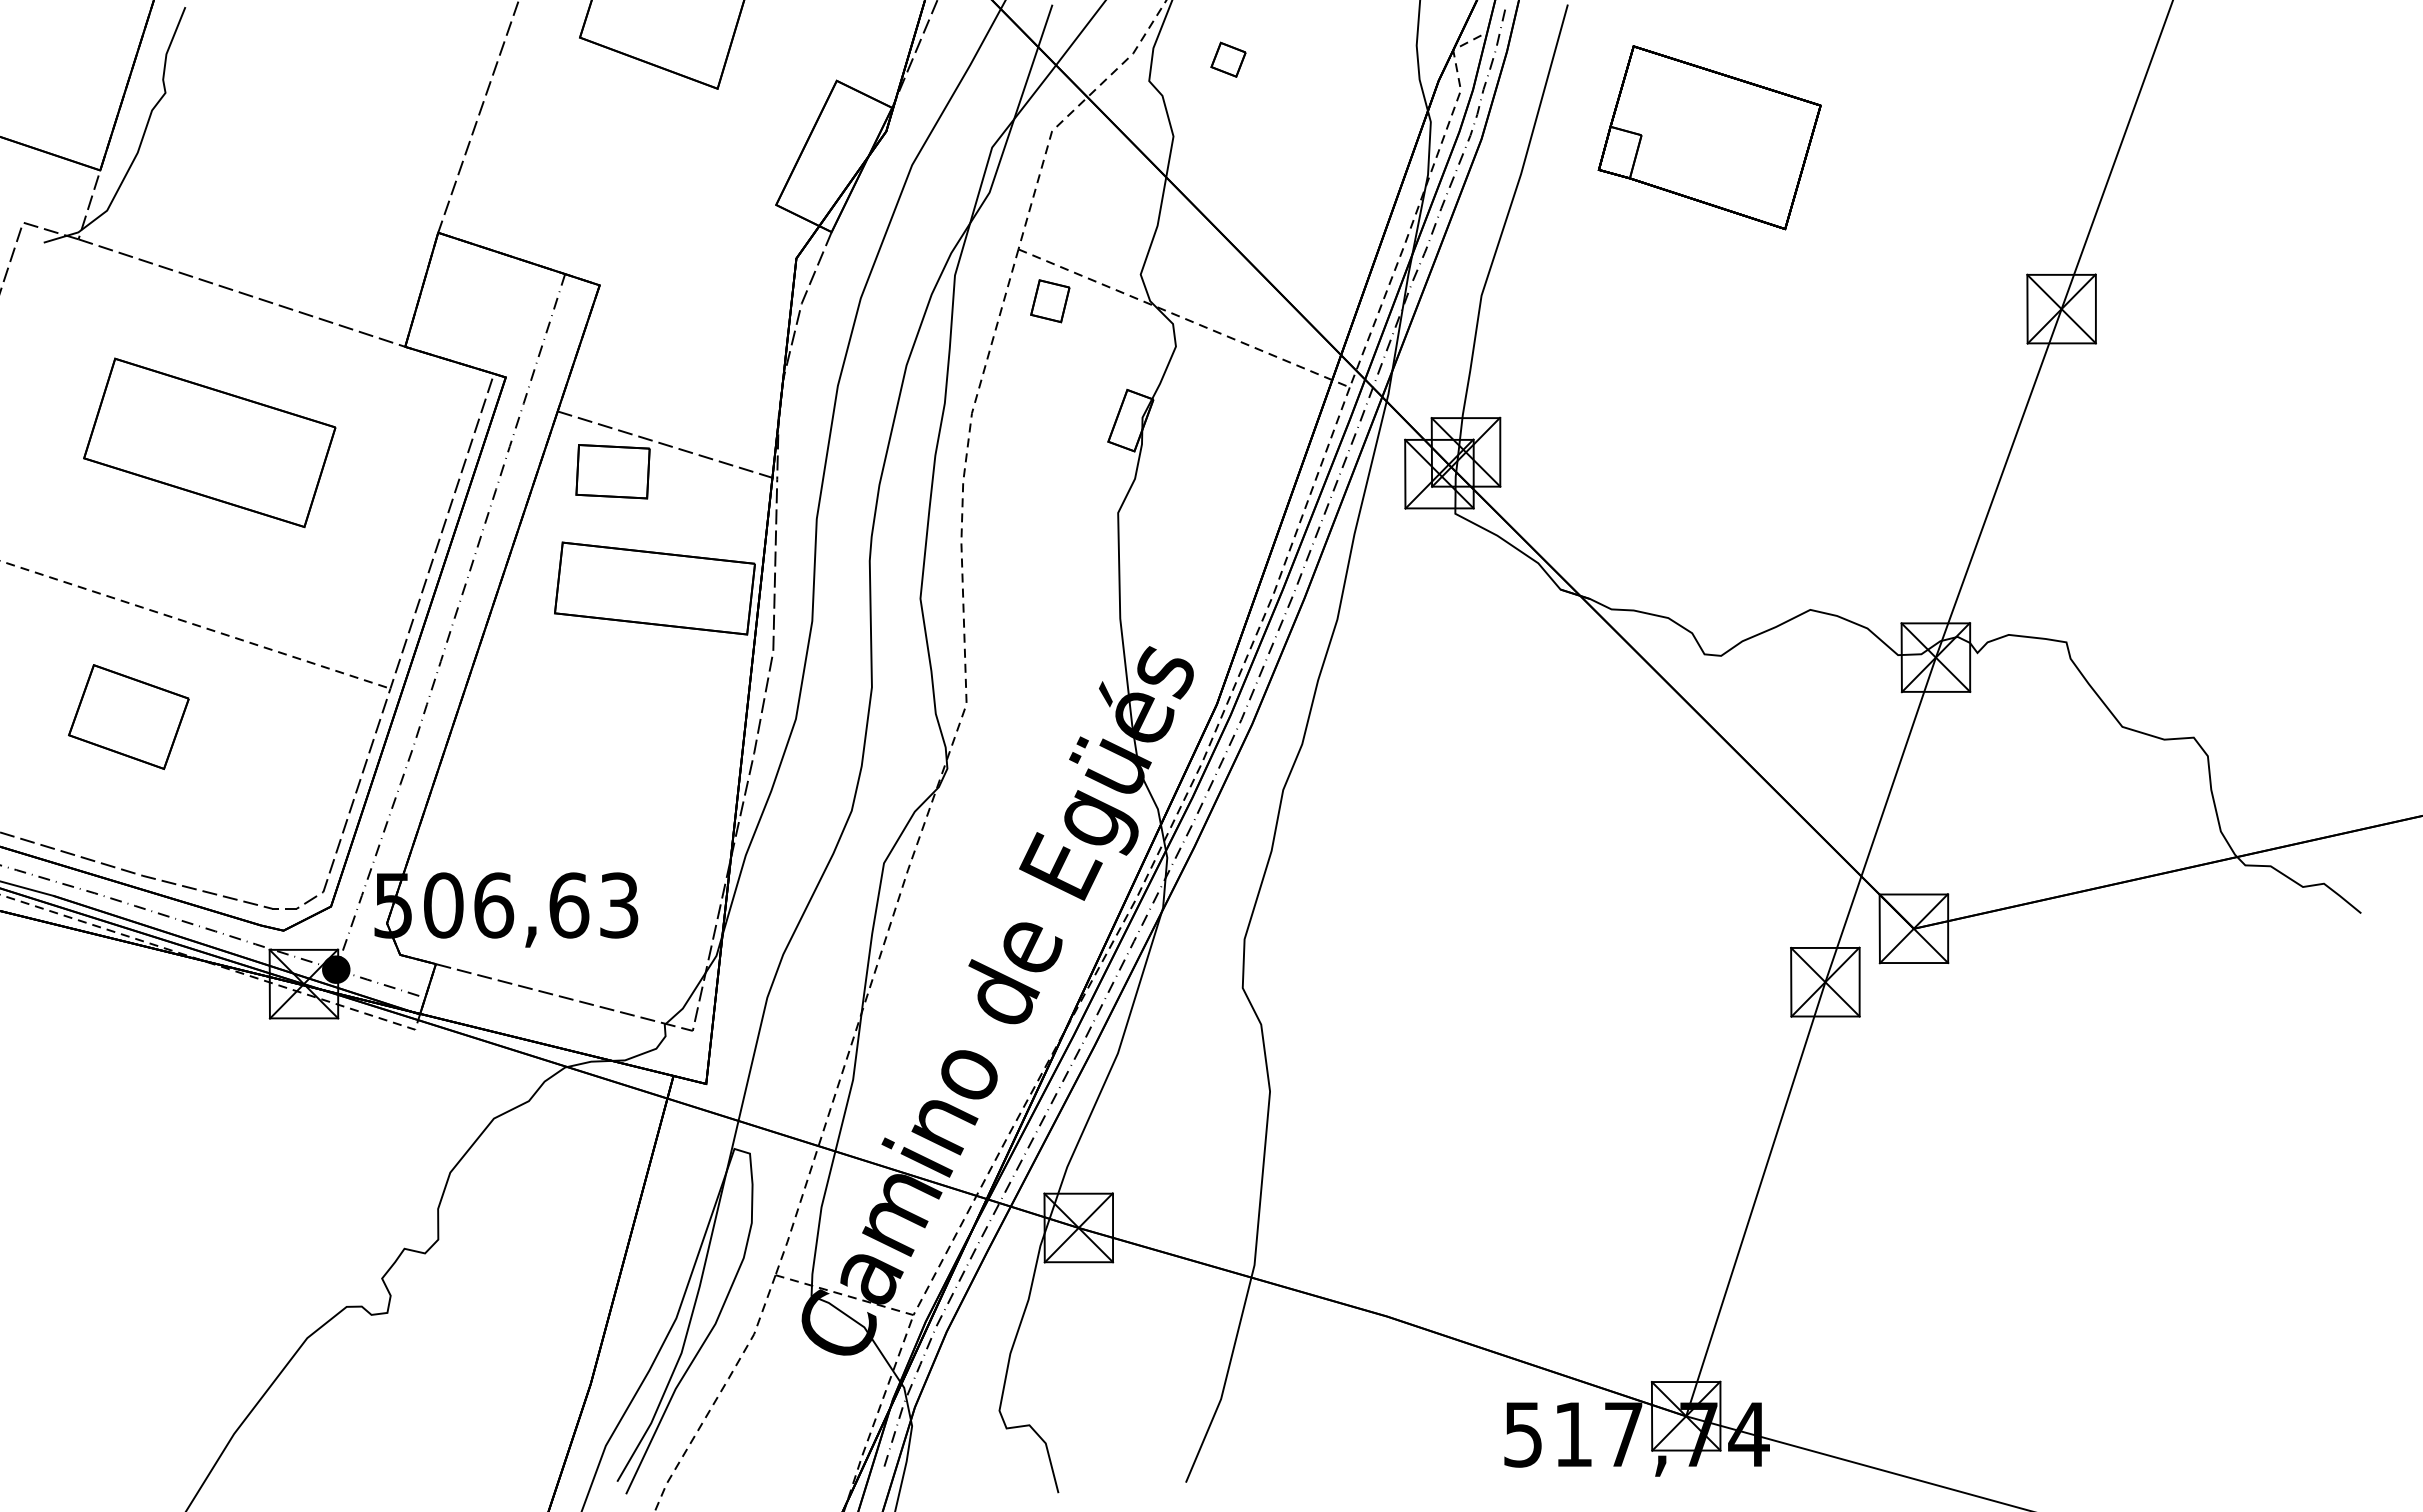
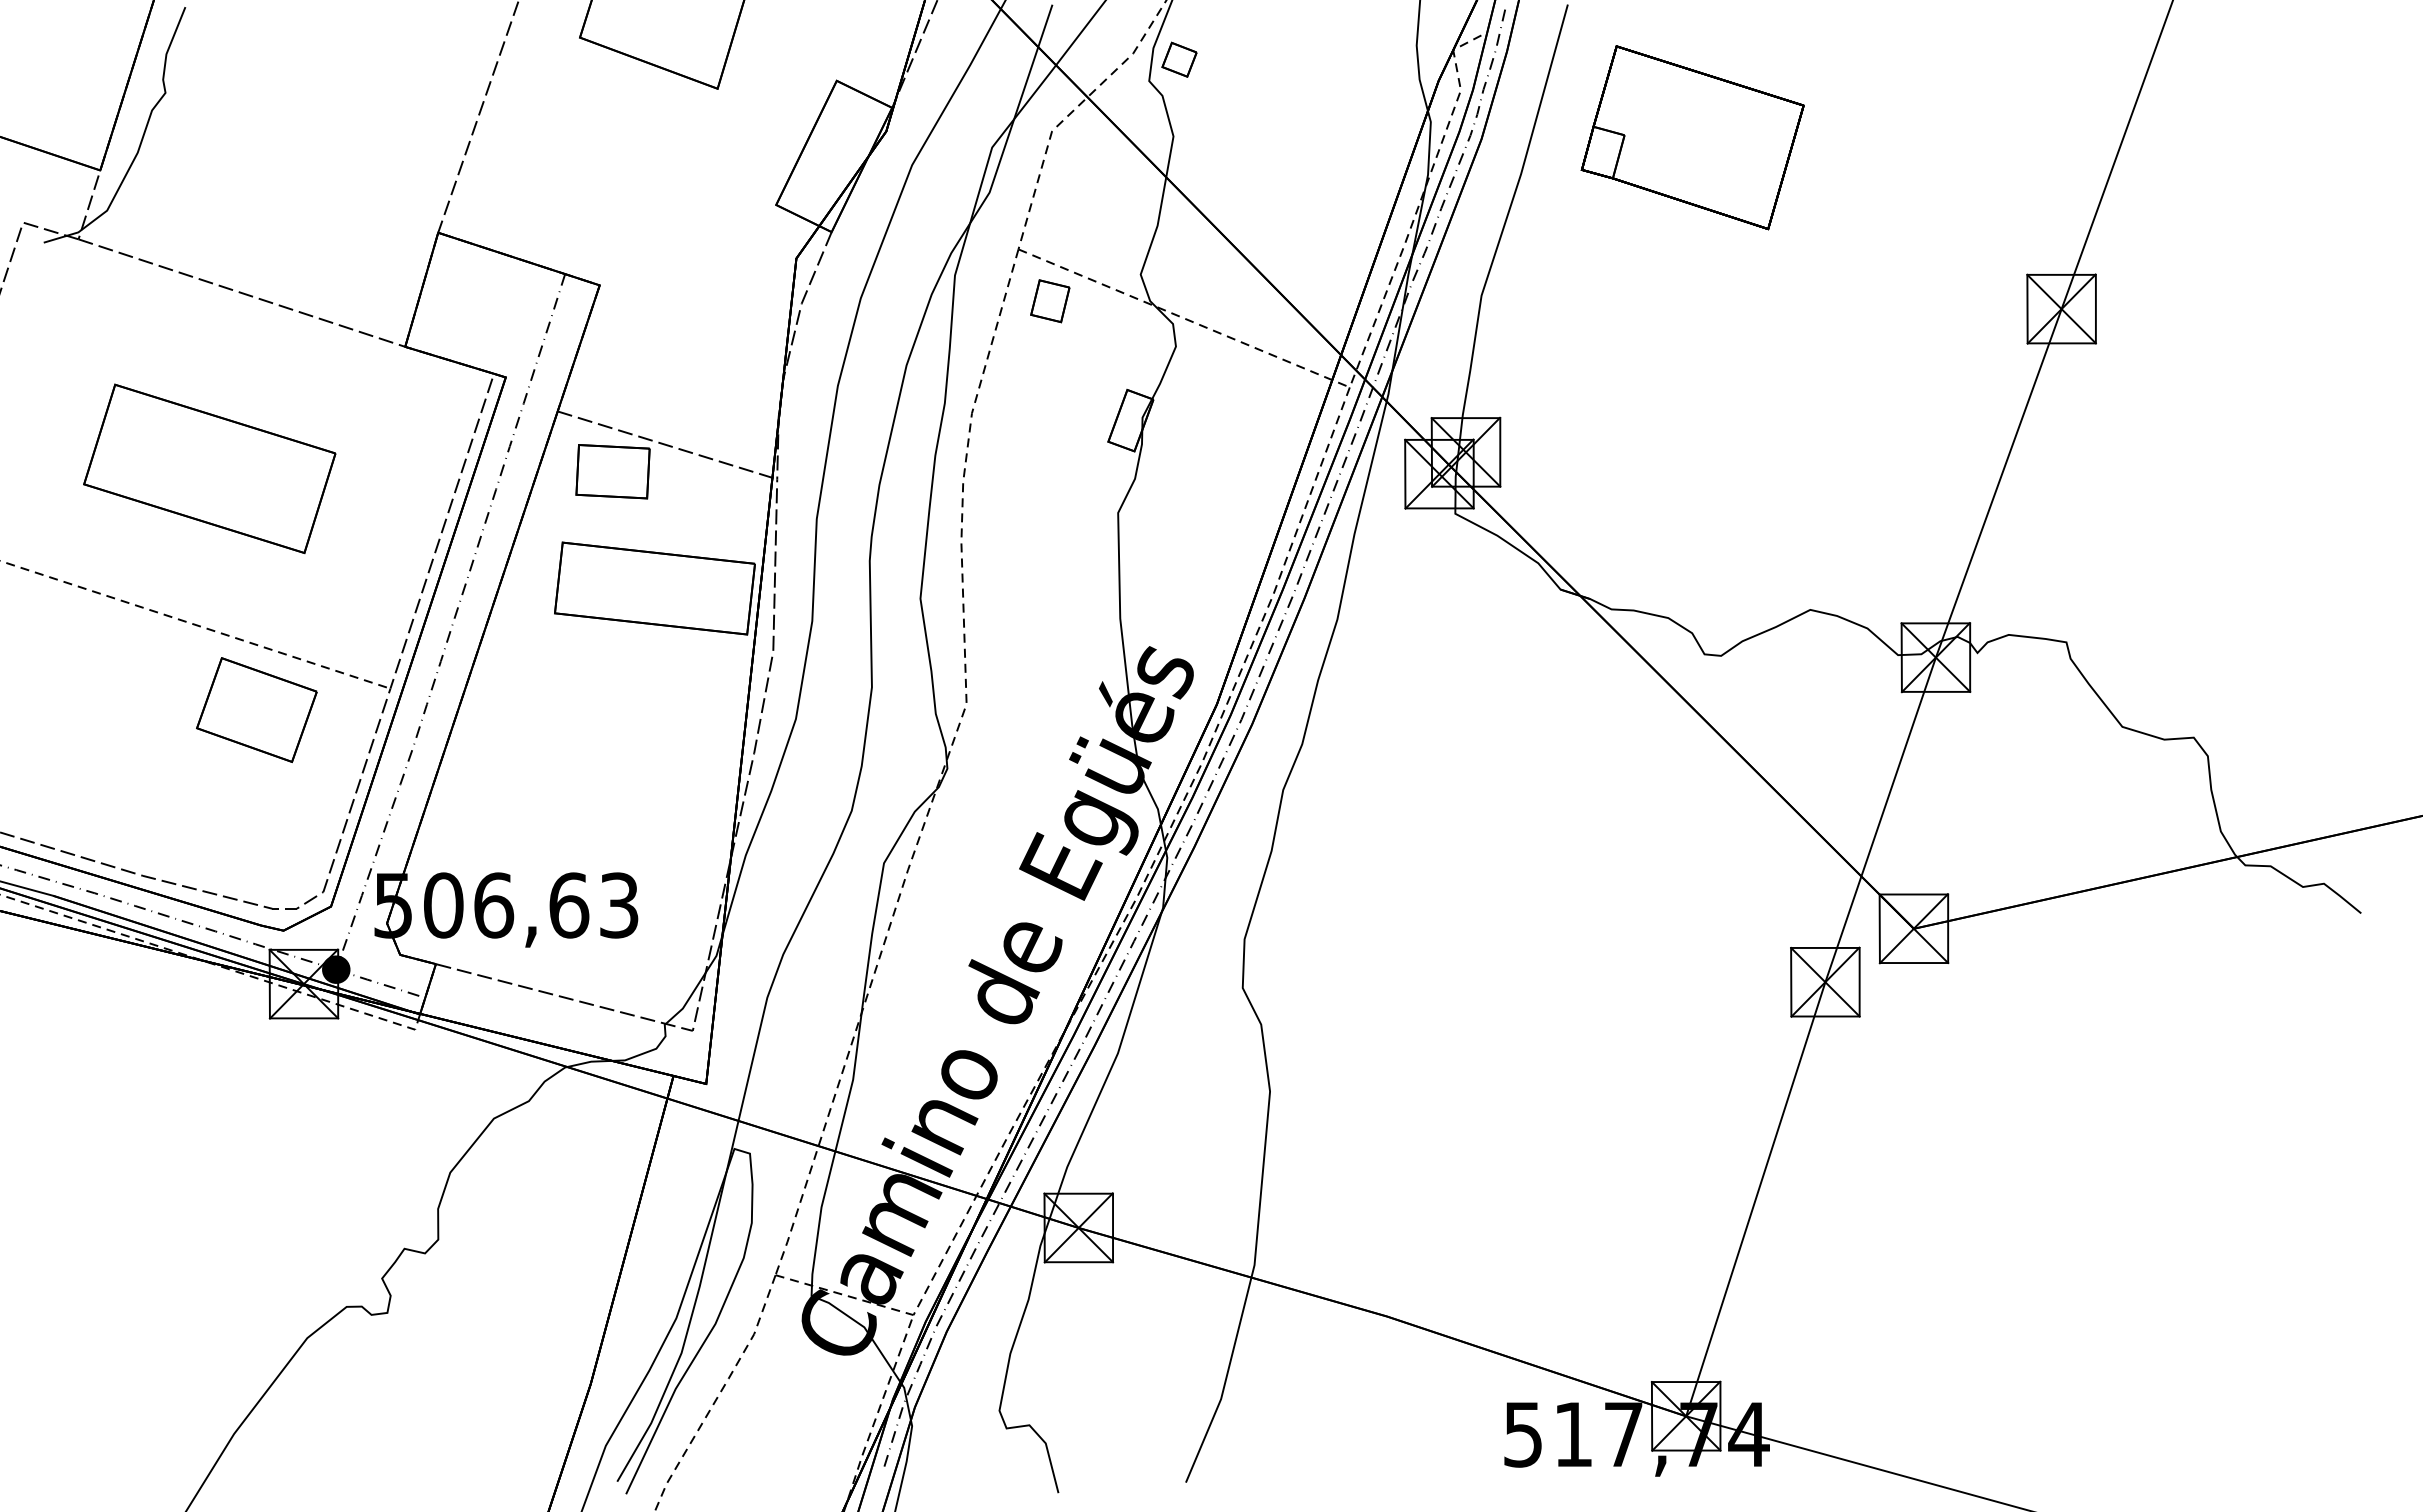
part position: (1228, 59) -> (1179, 59) (1179, 59)
part position: (1709, 137) -> (1692, 137) (1692, 137)
part position: (209, 442) -> (209, 468) (209, 468)
part position: (128, 716) -> (256, 709) (256, 709)
